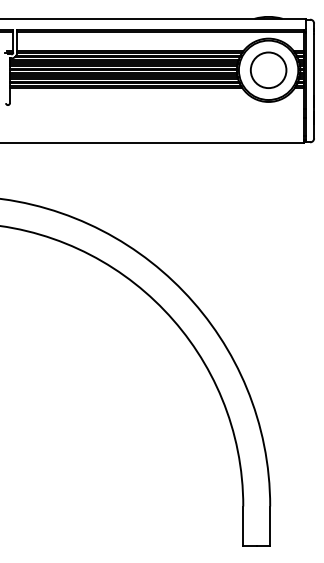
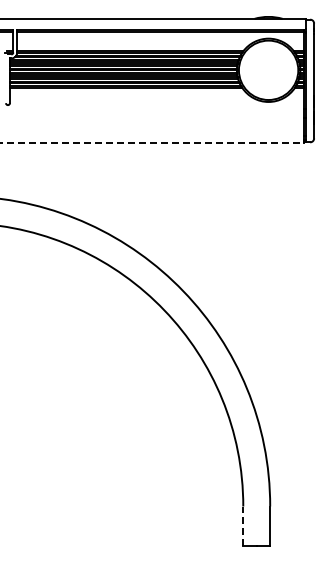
circle: present -> none (268, 69)
line: solid -> dashed (152, 142)
line: solid -> dashed (243, 526)
